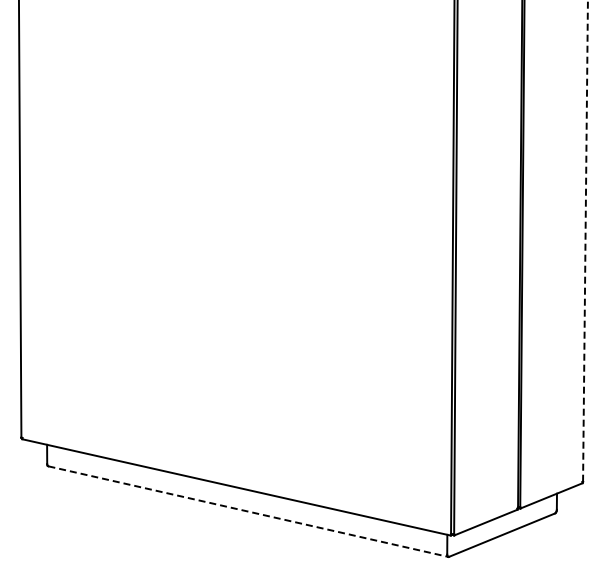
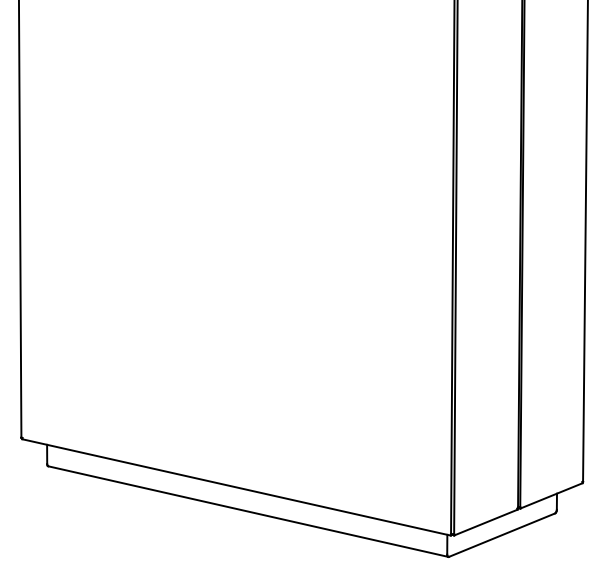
line: dashed -> solid (585, 240)
line: dashed -> solid (248, 511)
